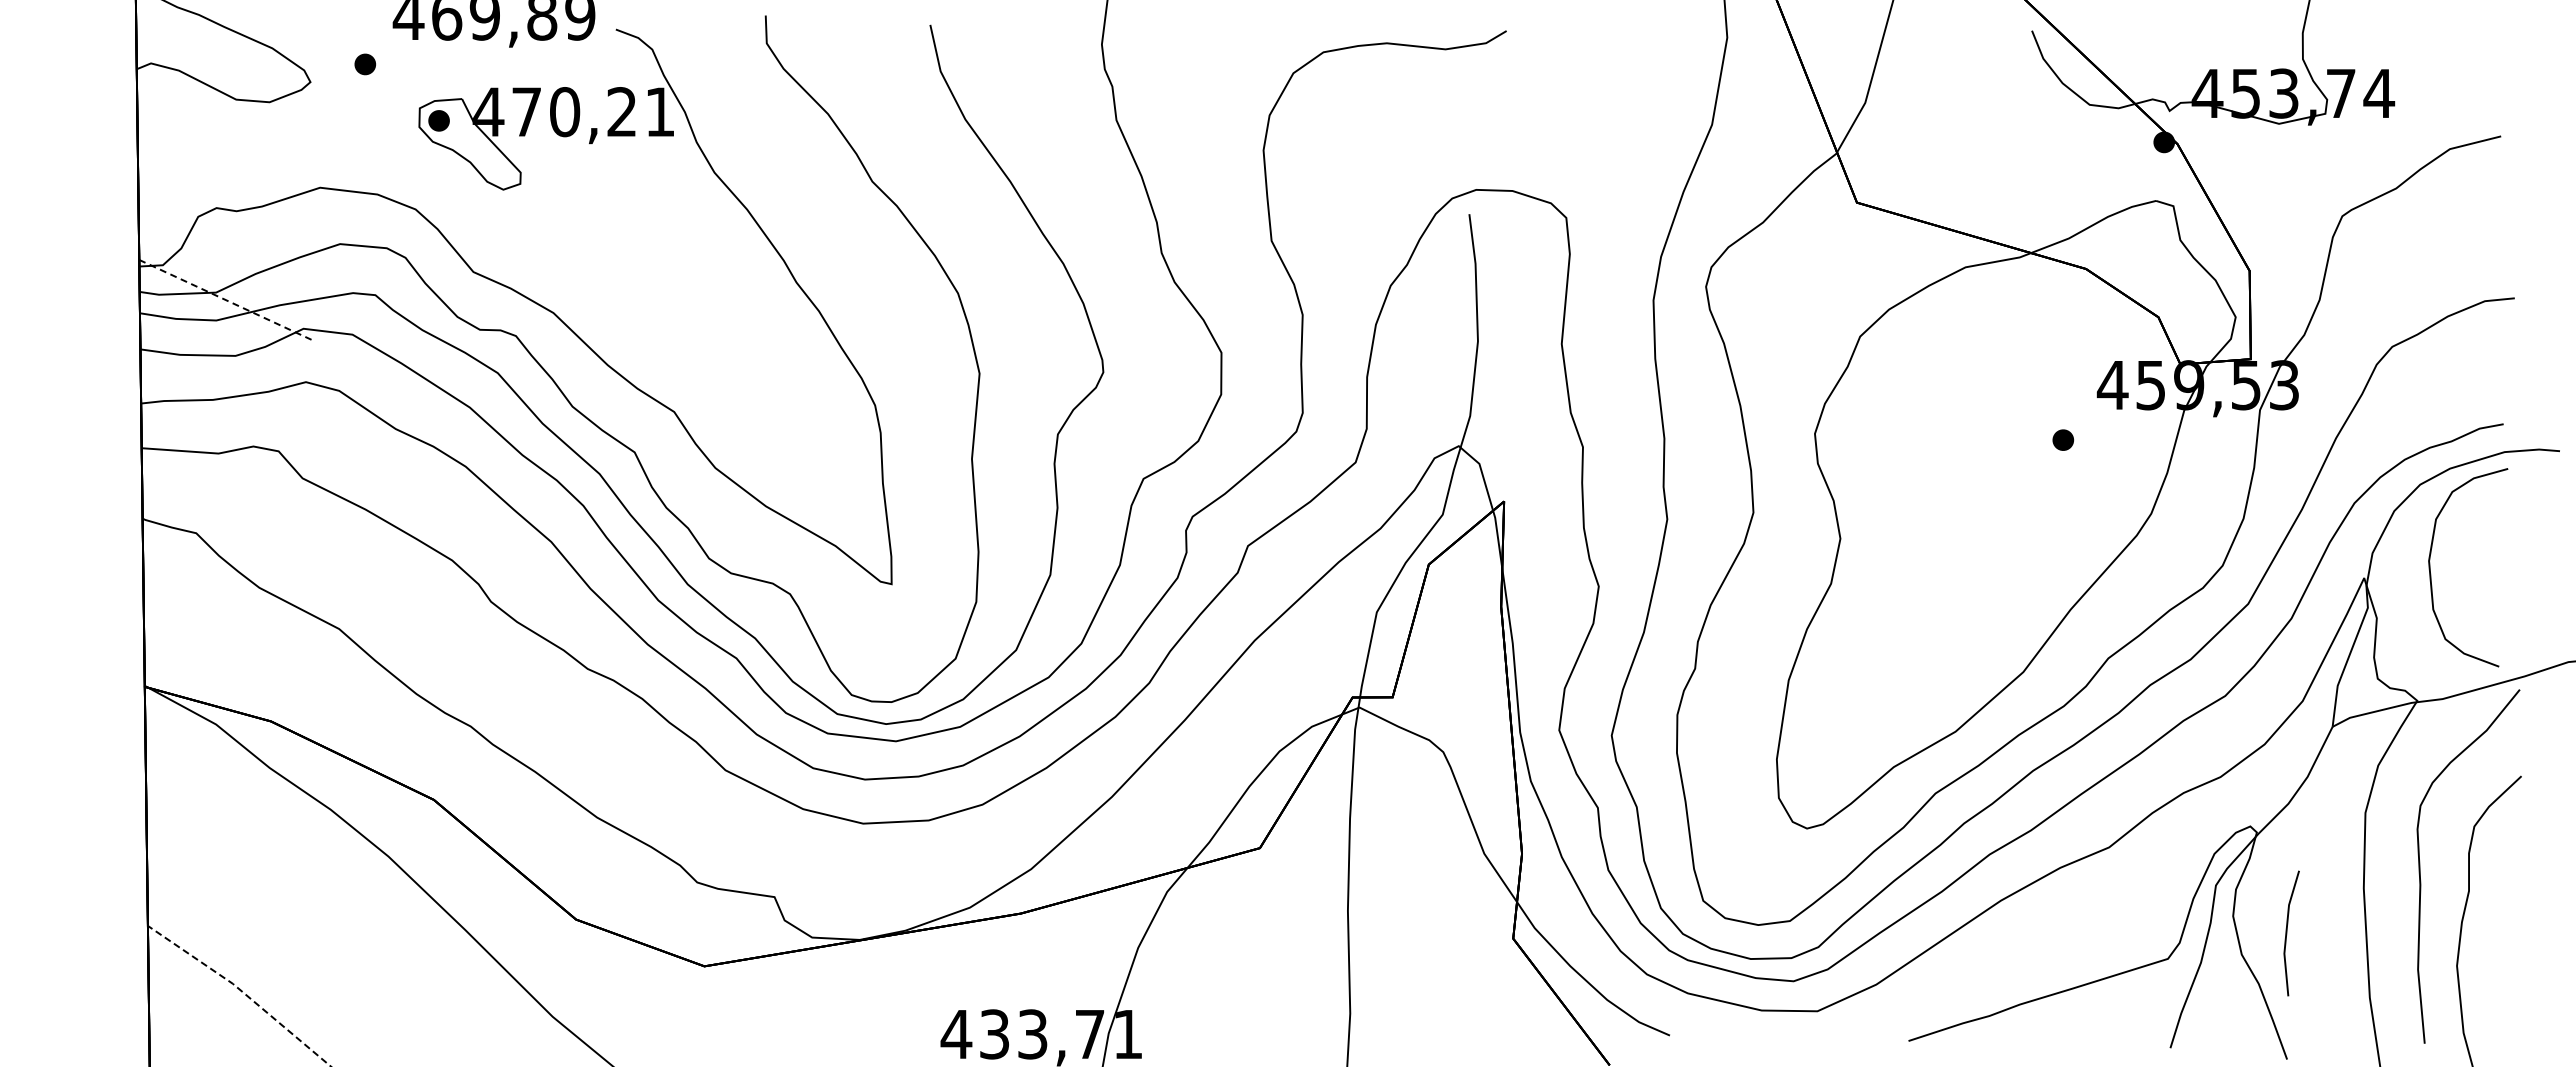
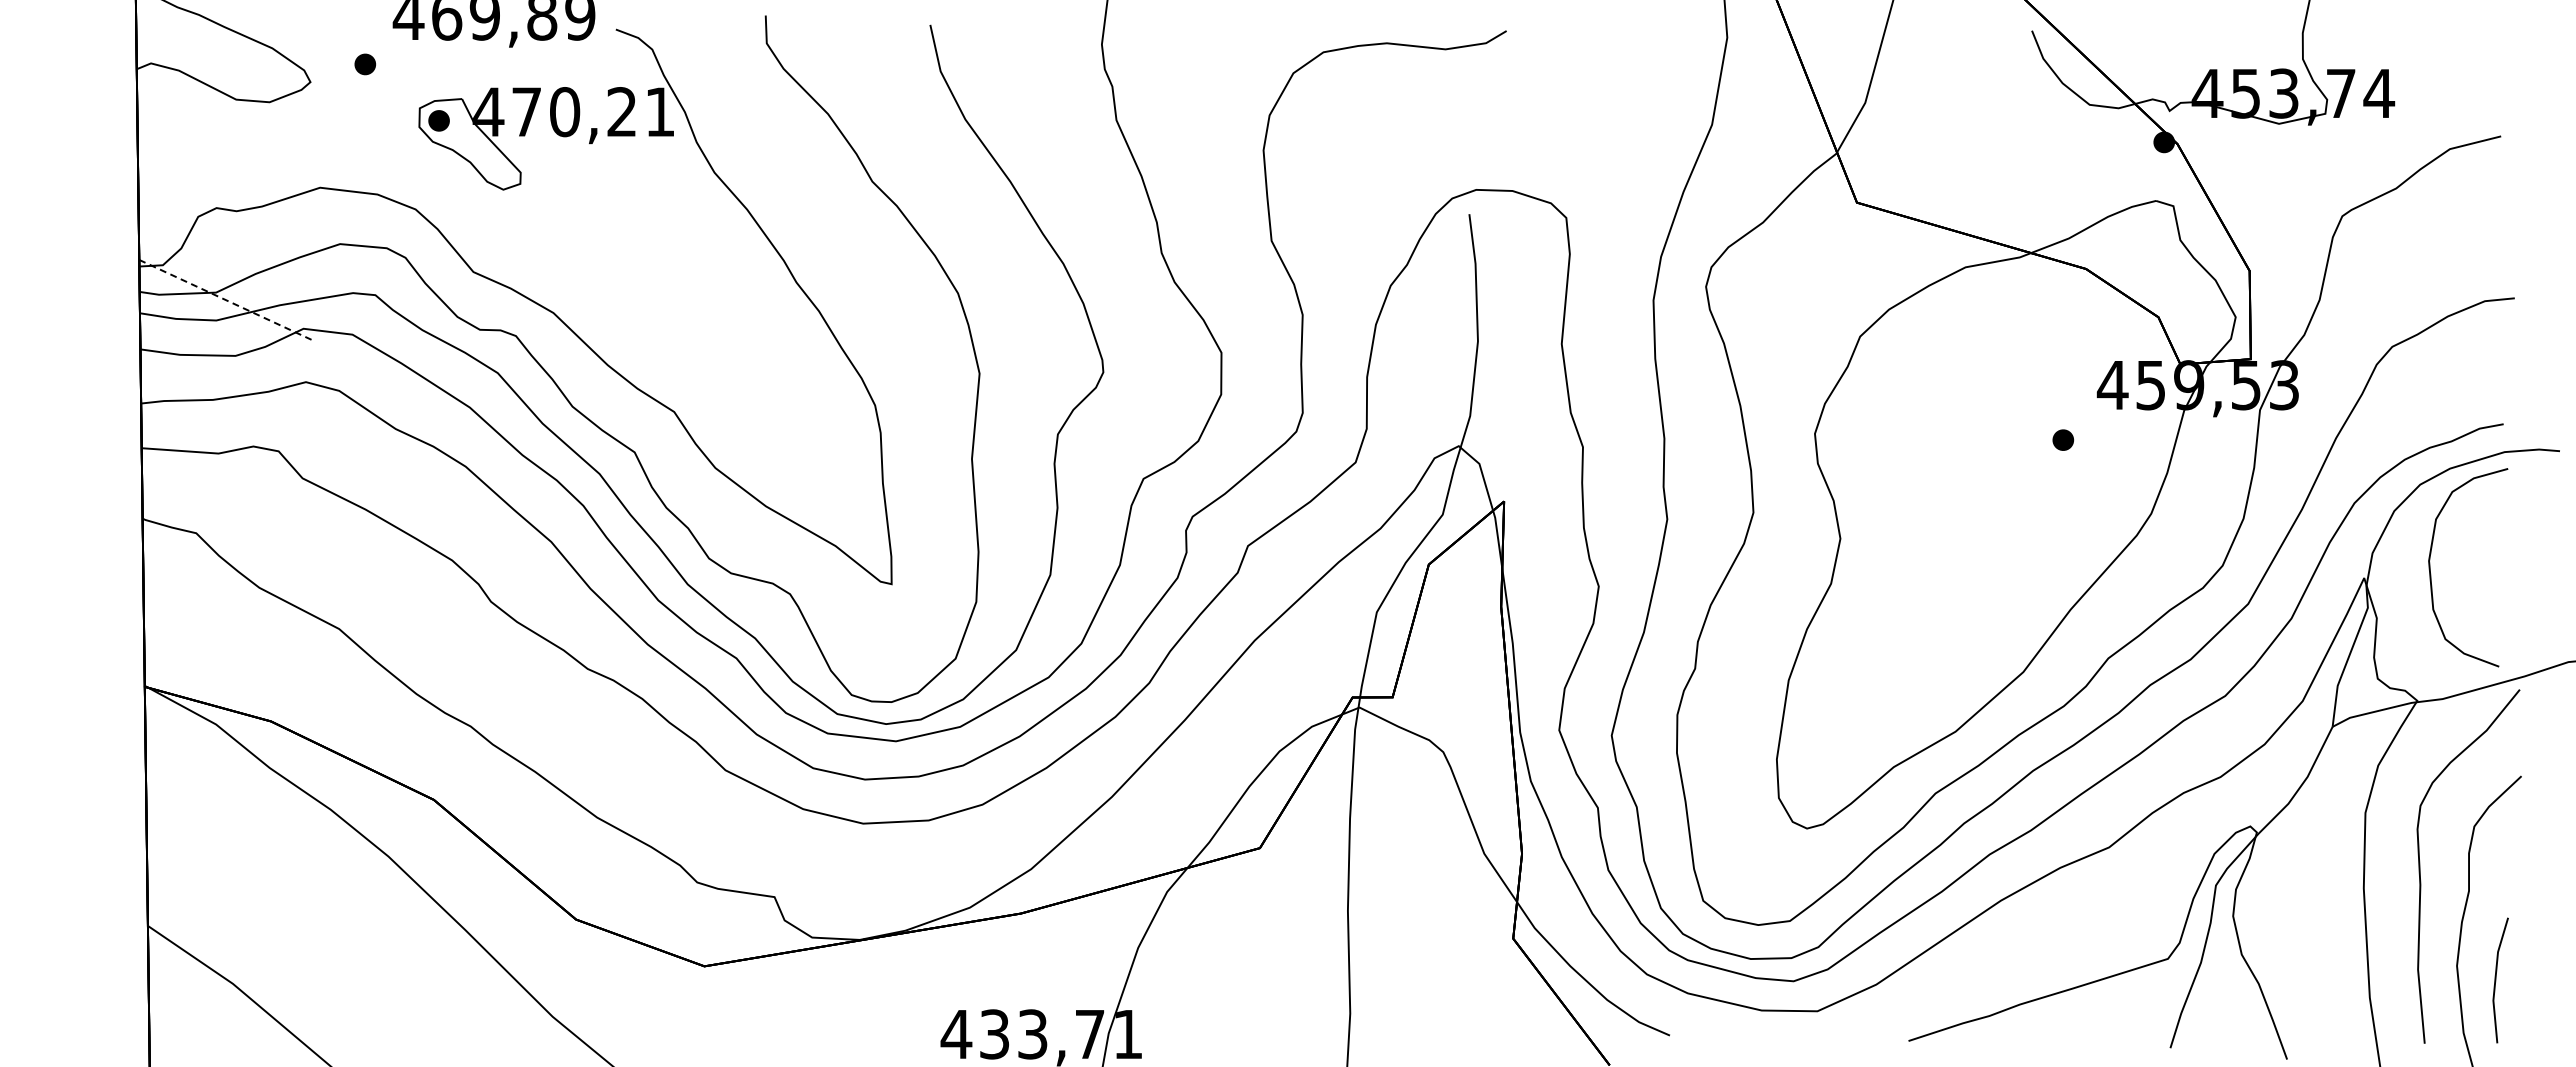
line position: (2287, 933) -> (2496, 980) (2496, 980)
line: dashed -> solid (242, 991)
